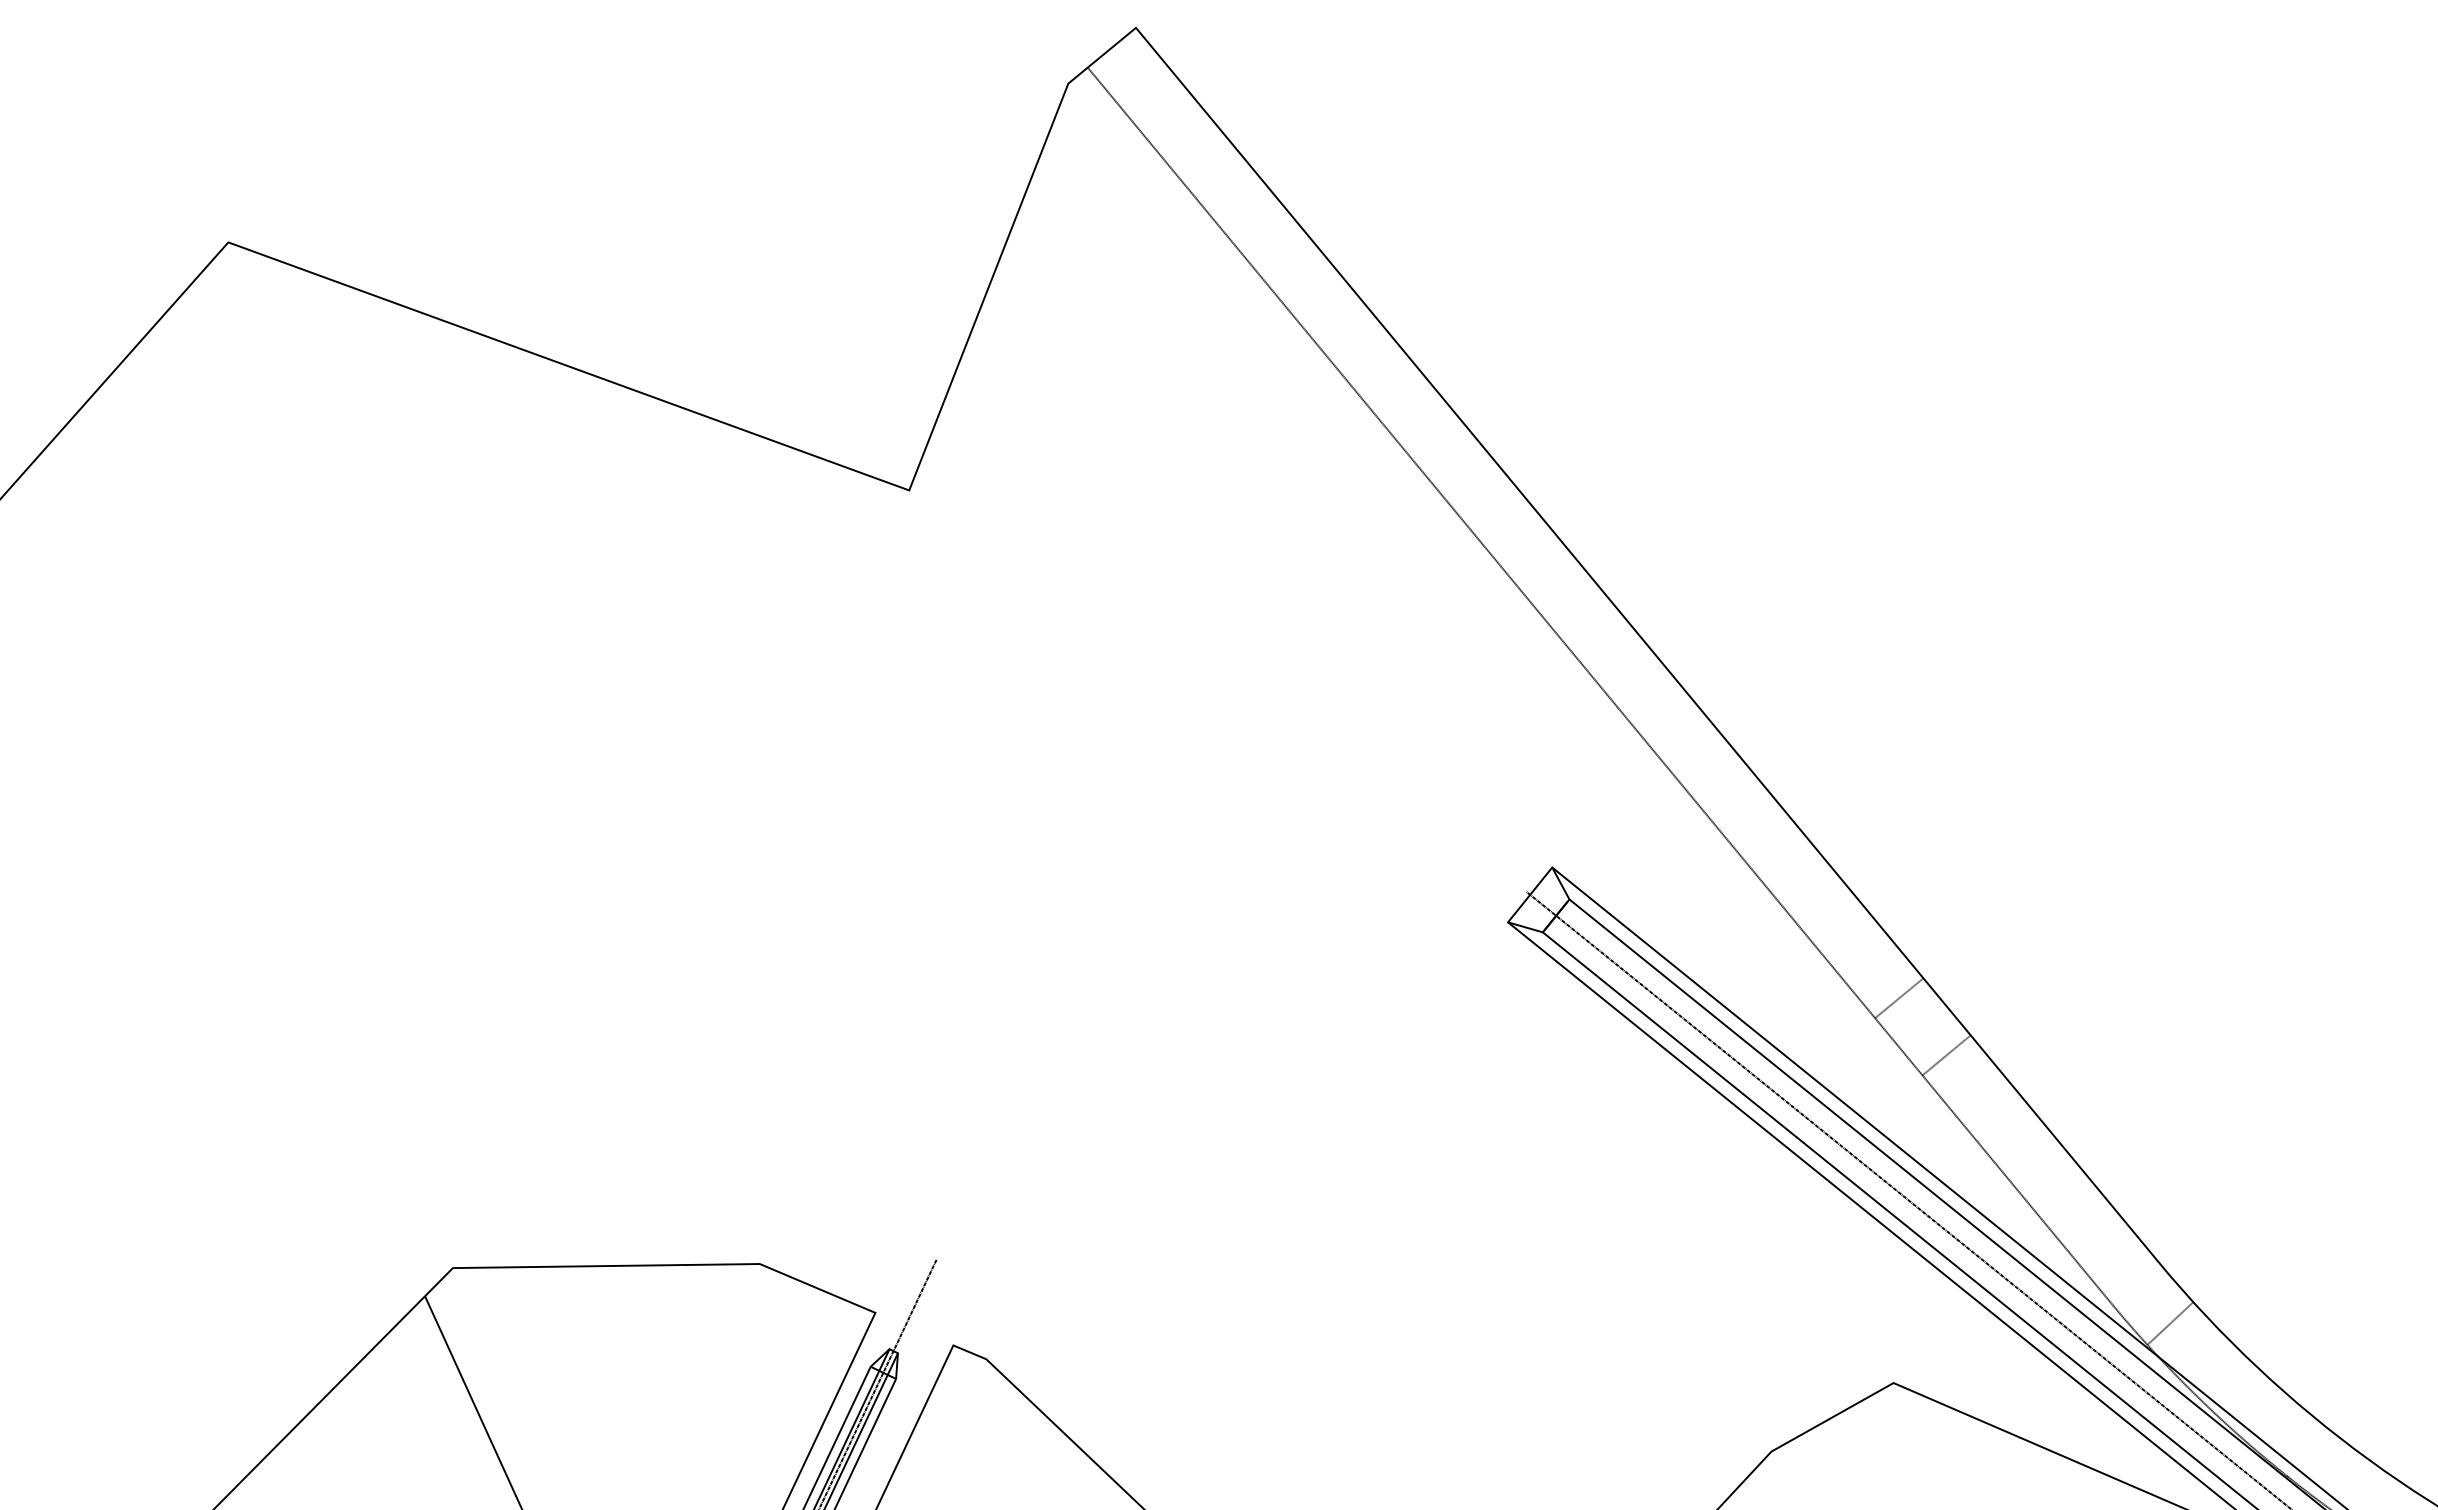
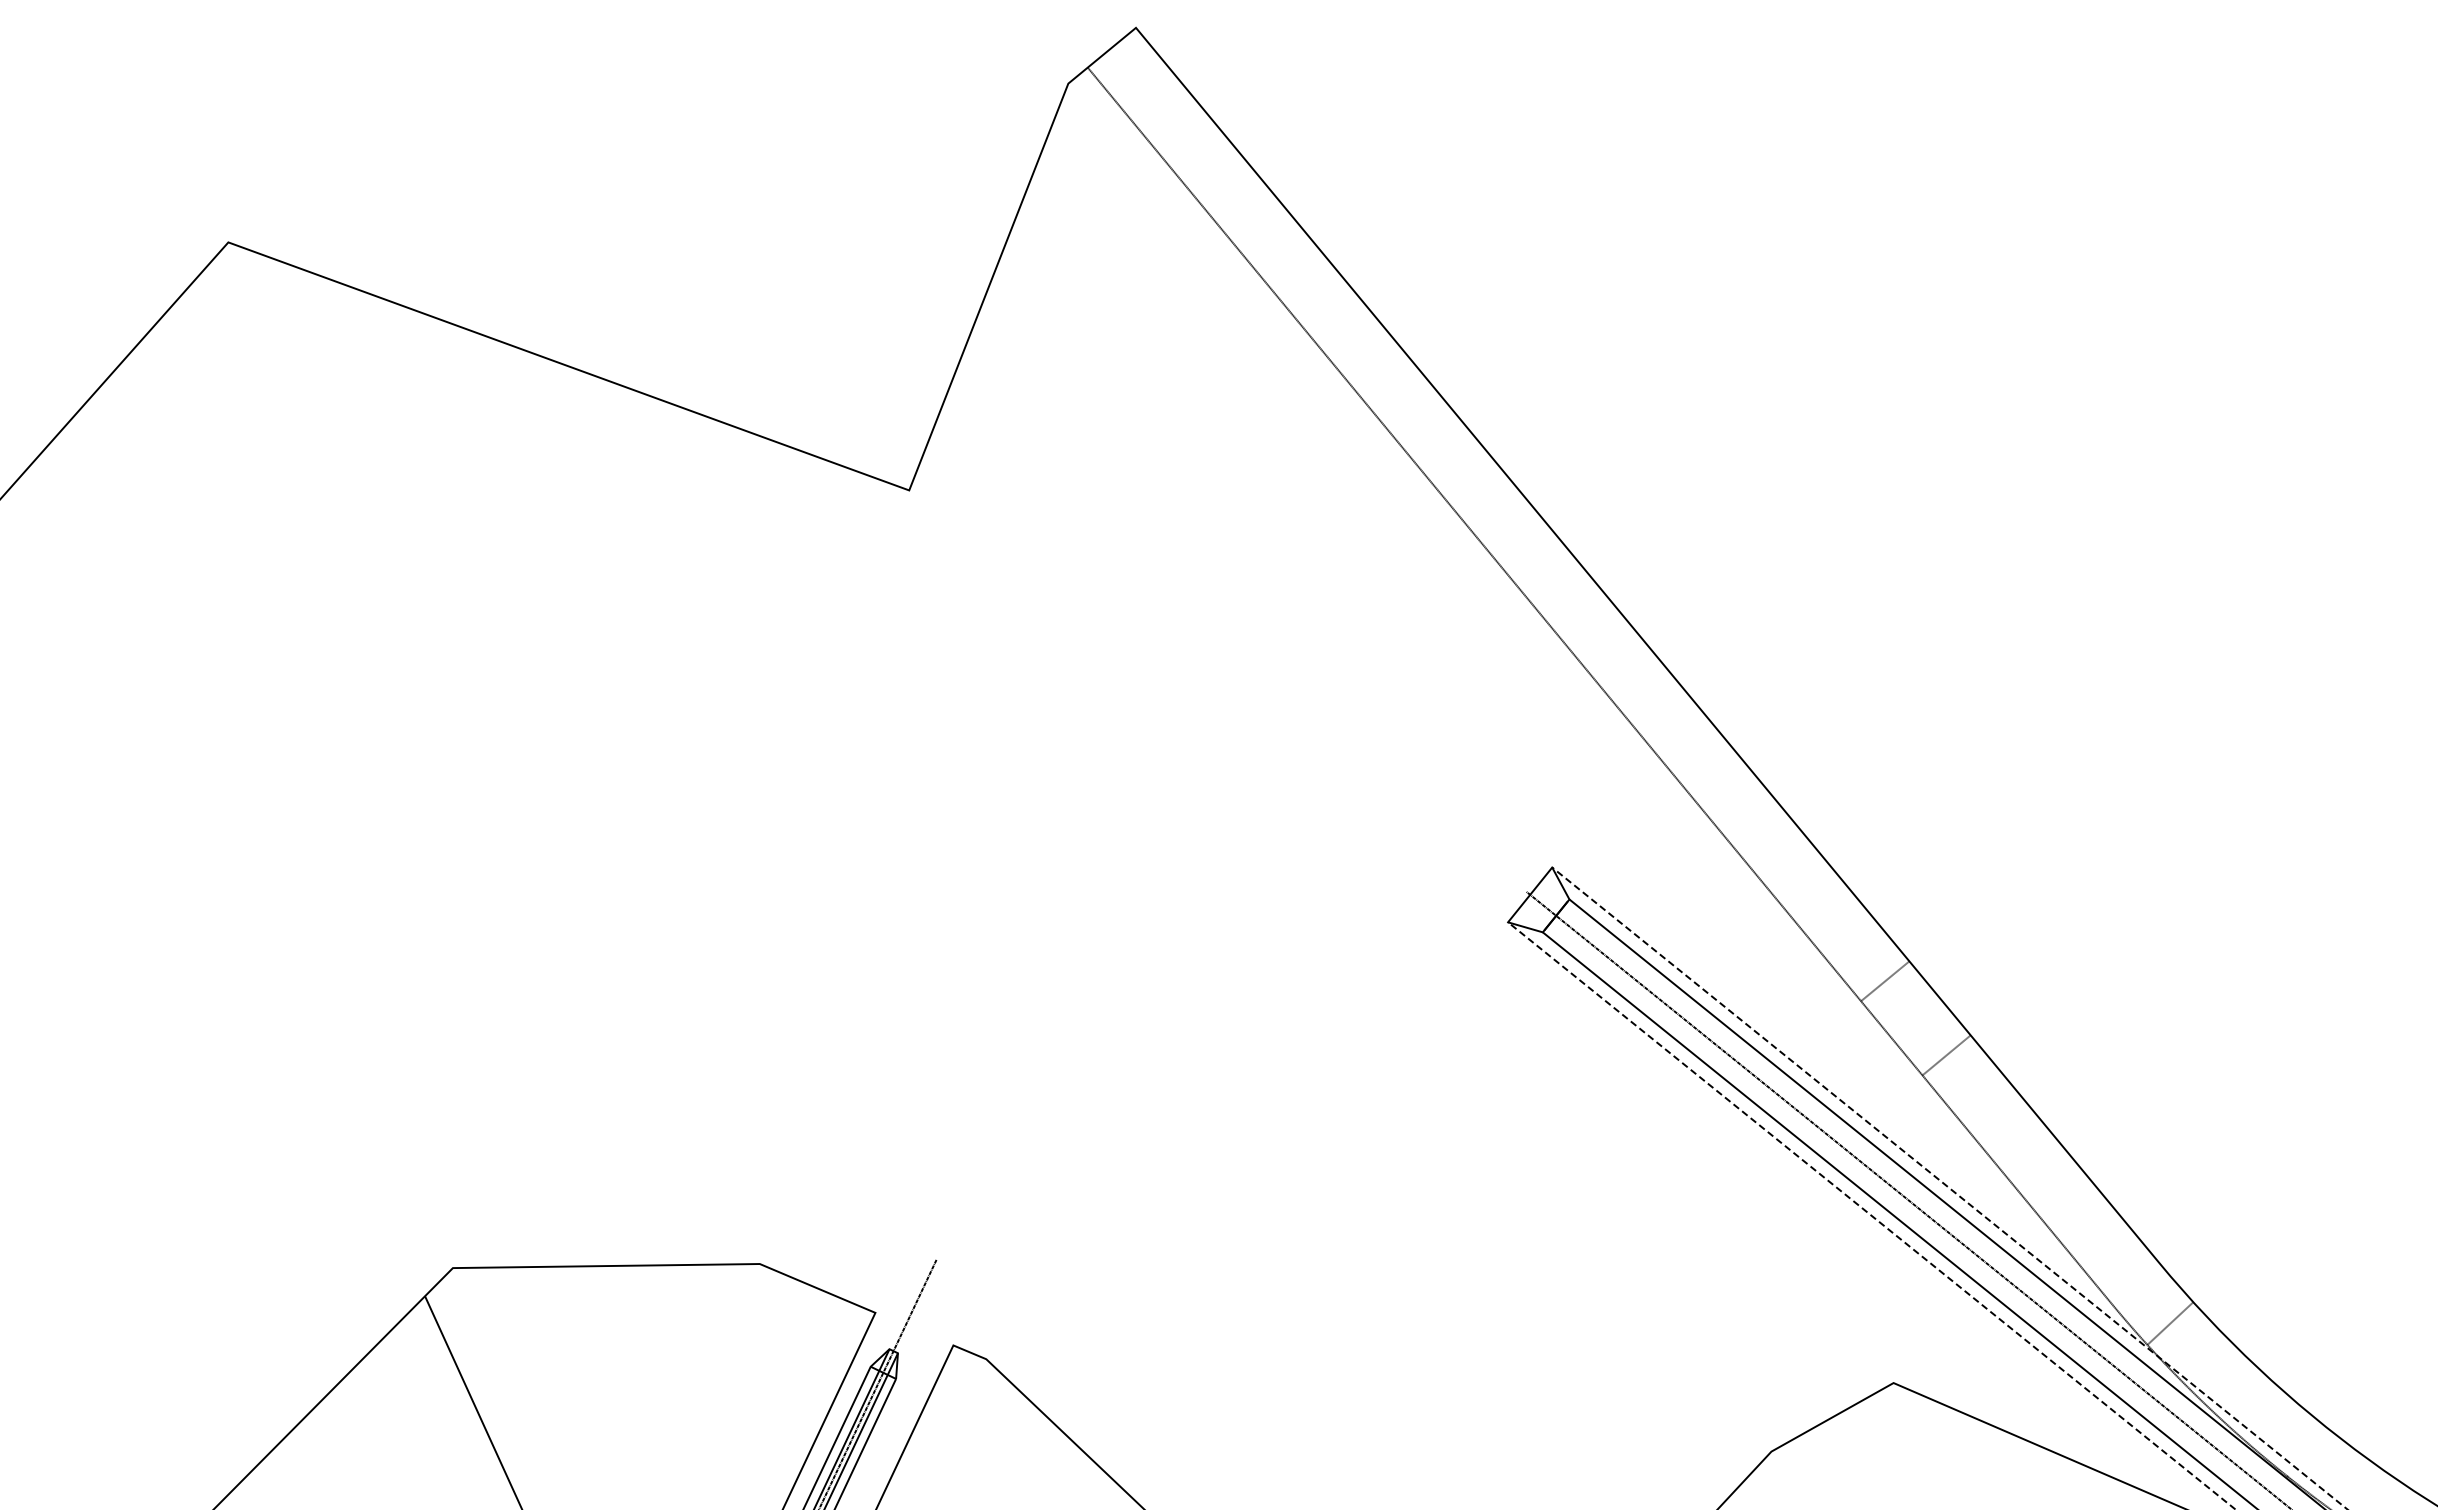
line position: (1899, 998) -> (1885, 981) (1885, 981)
line: solid -> dashed (1949, 1188)
line: solid -> dashed (1871, 1215)
